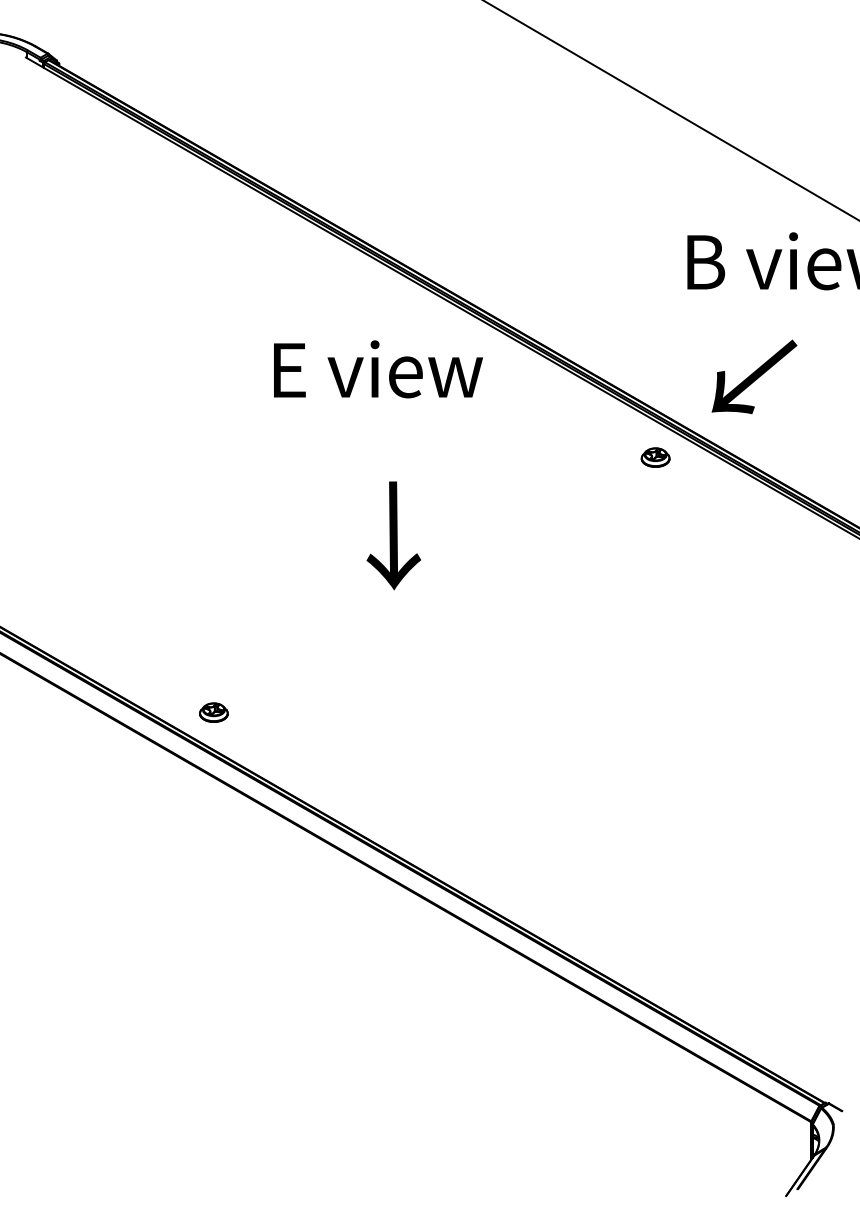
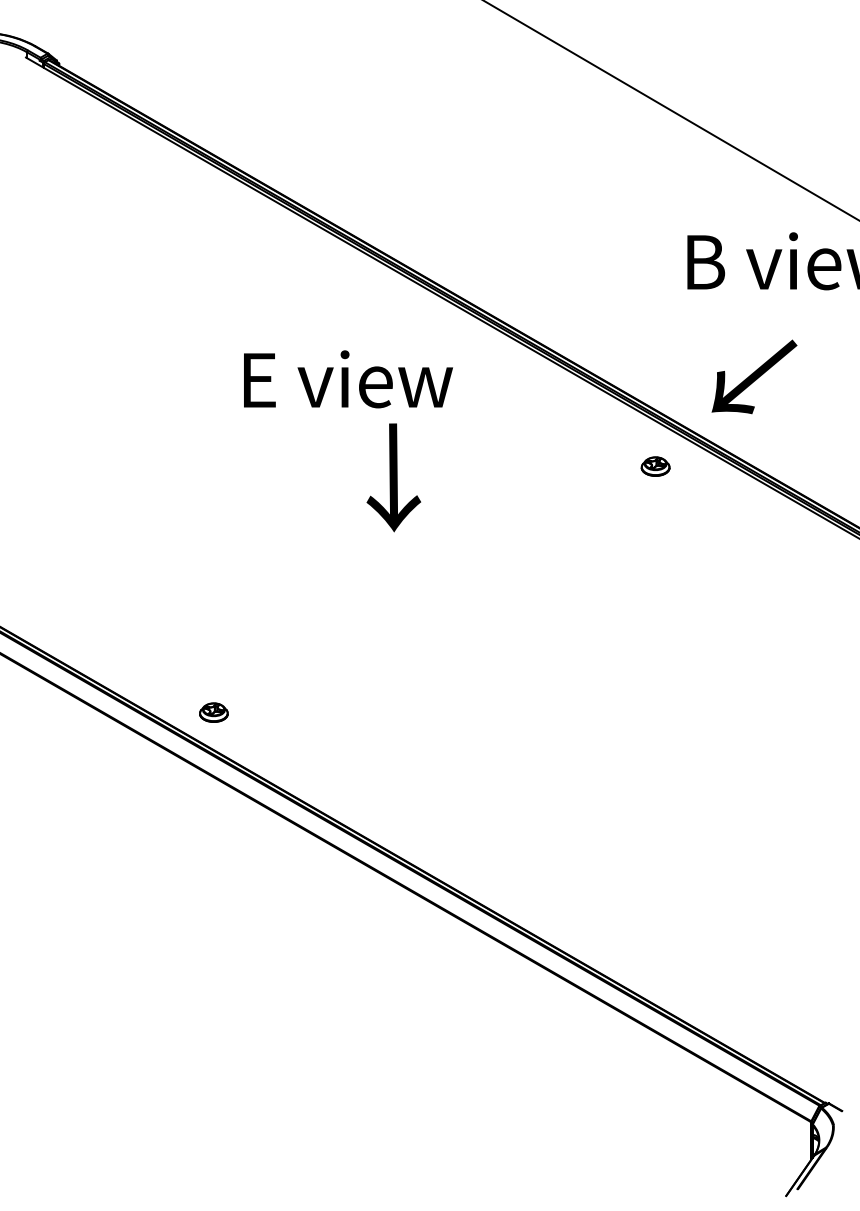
text position: (378, 369) -> (348, 379) (348, 379)
part position: (655, 457) -> (655, 466) (655, 466)
text position: (393, 535) -> (393, 477) (393, 477)
